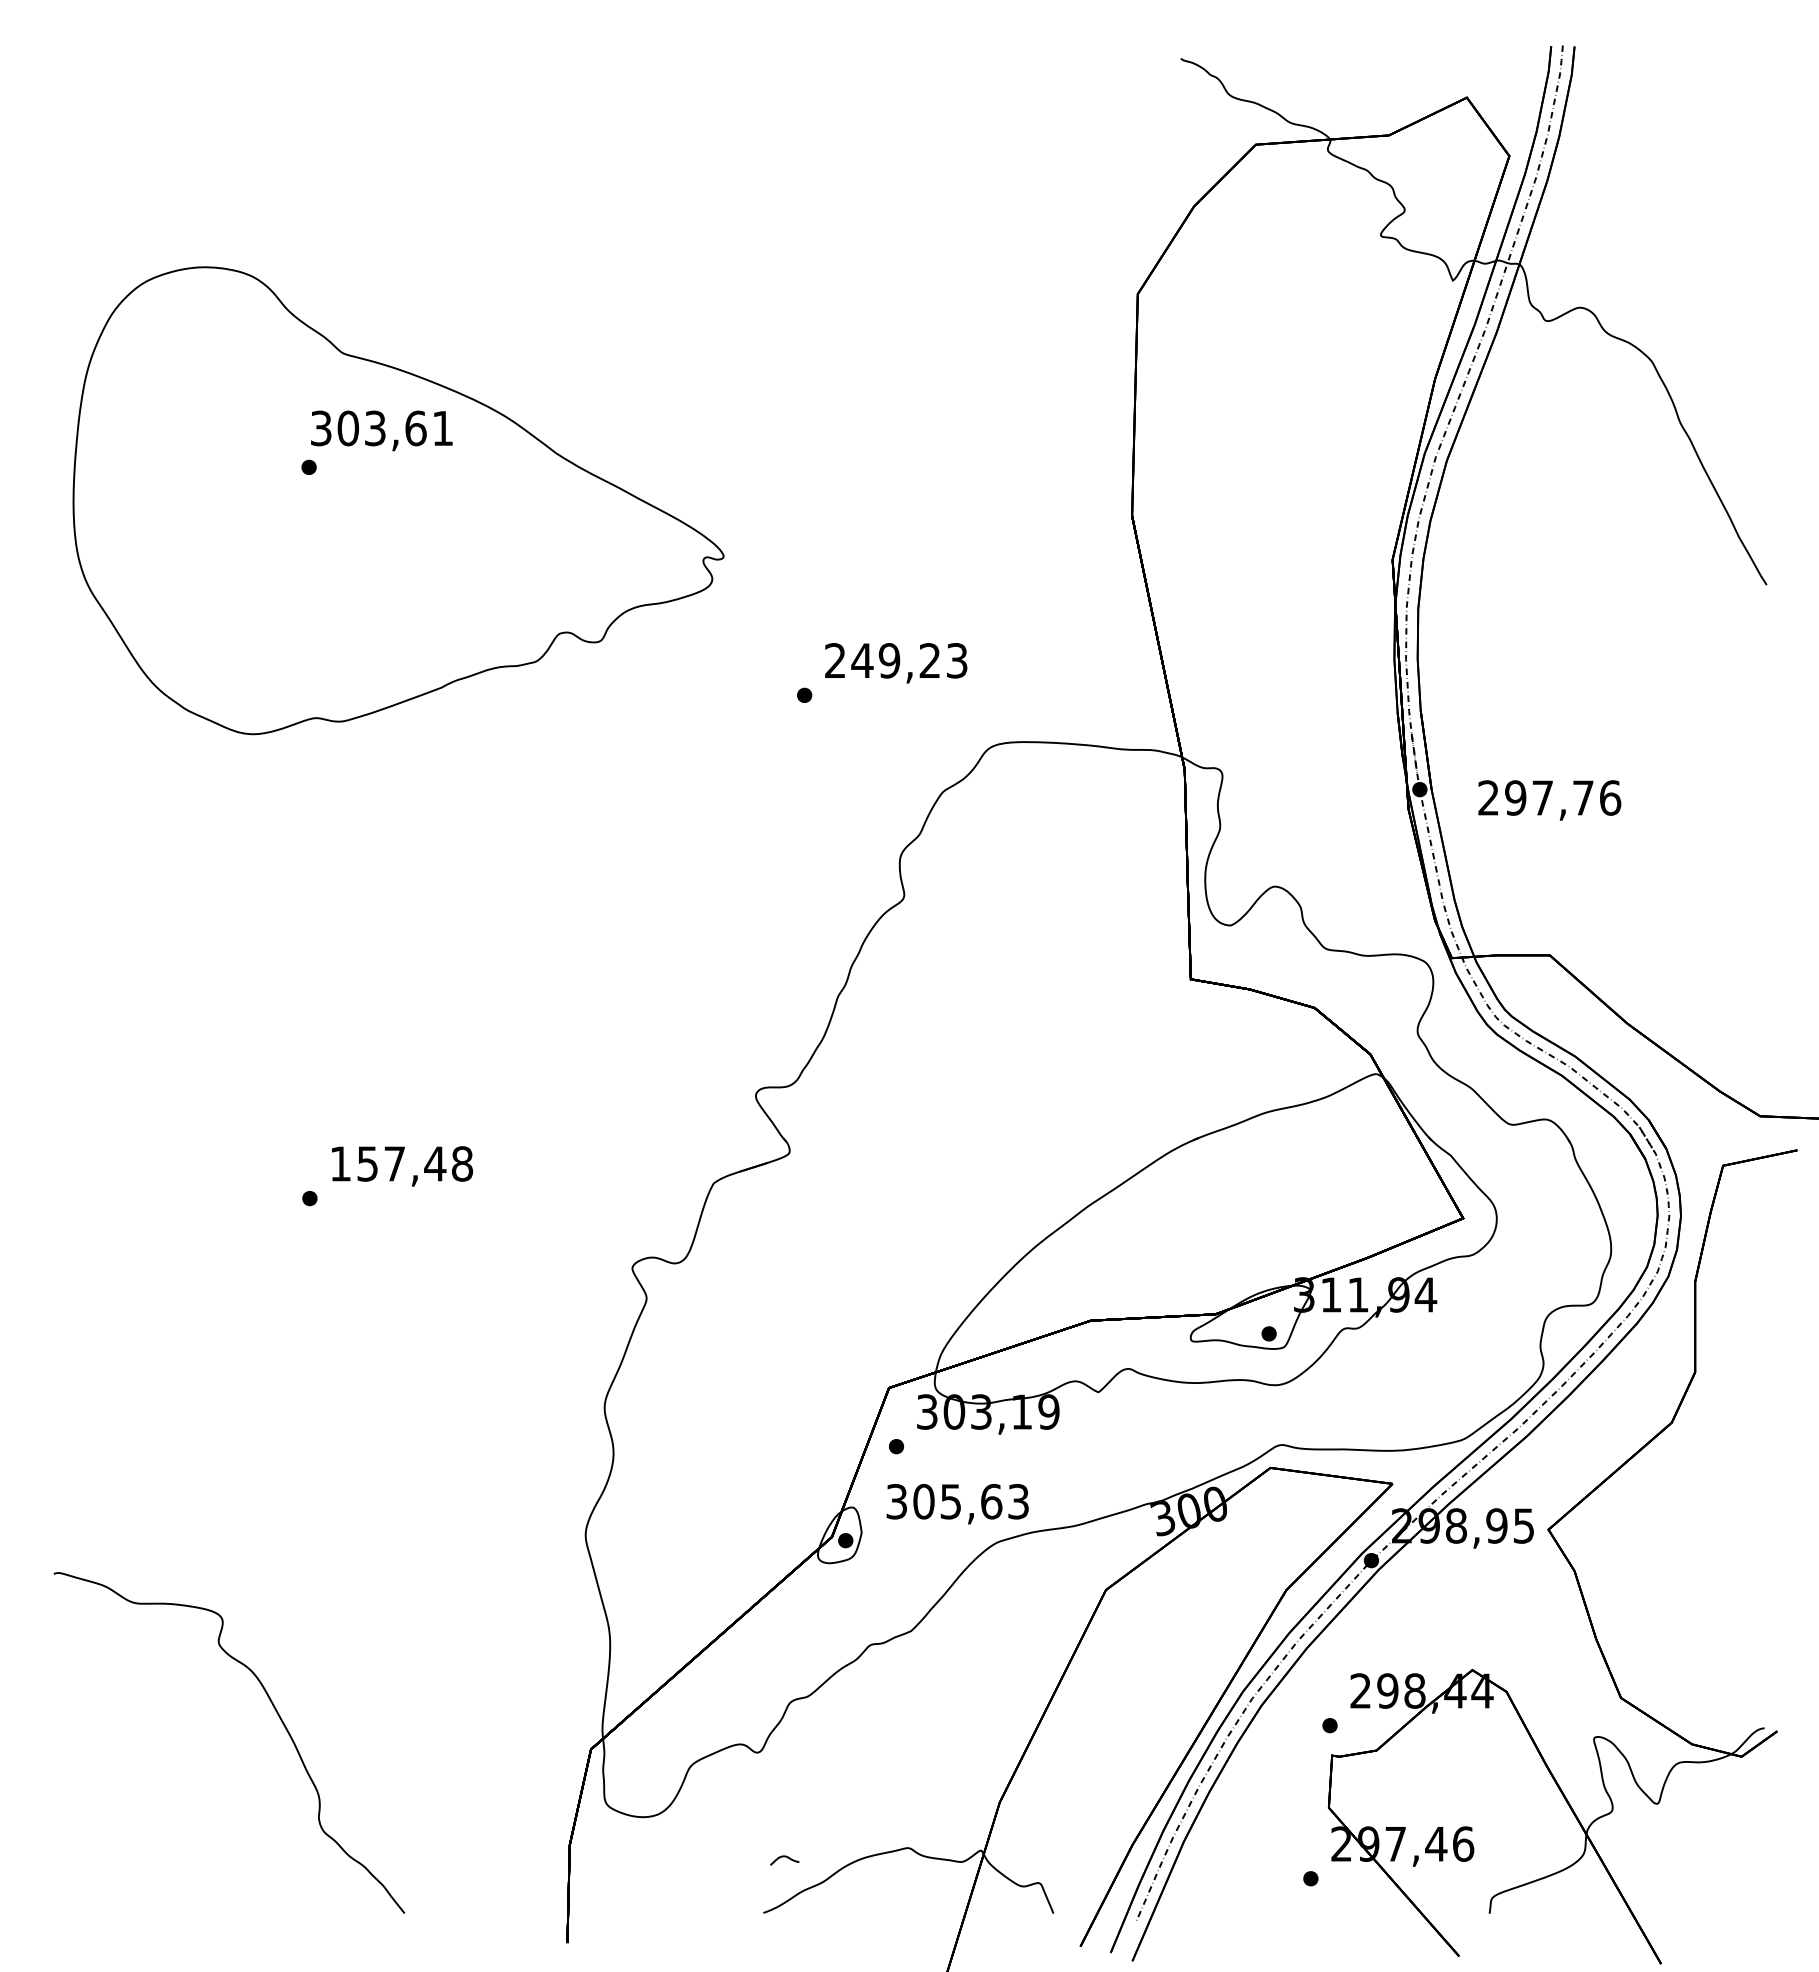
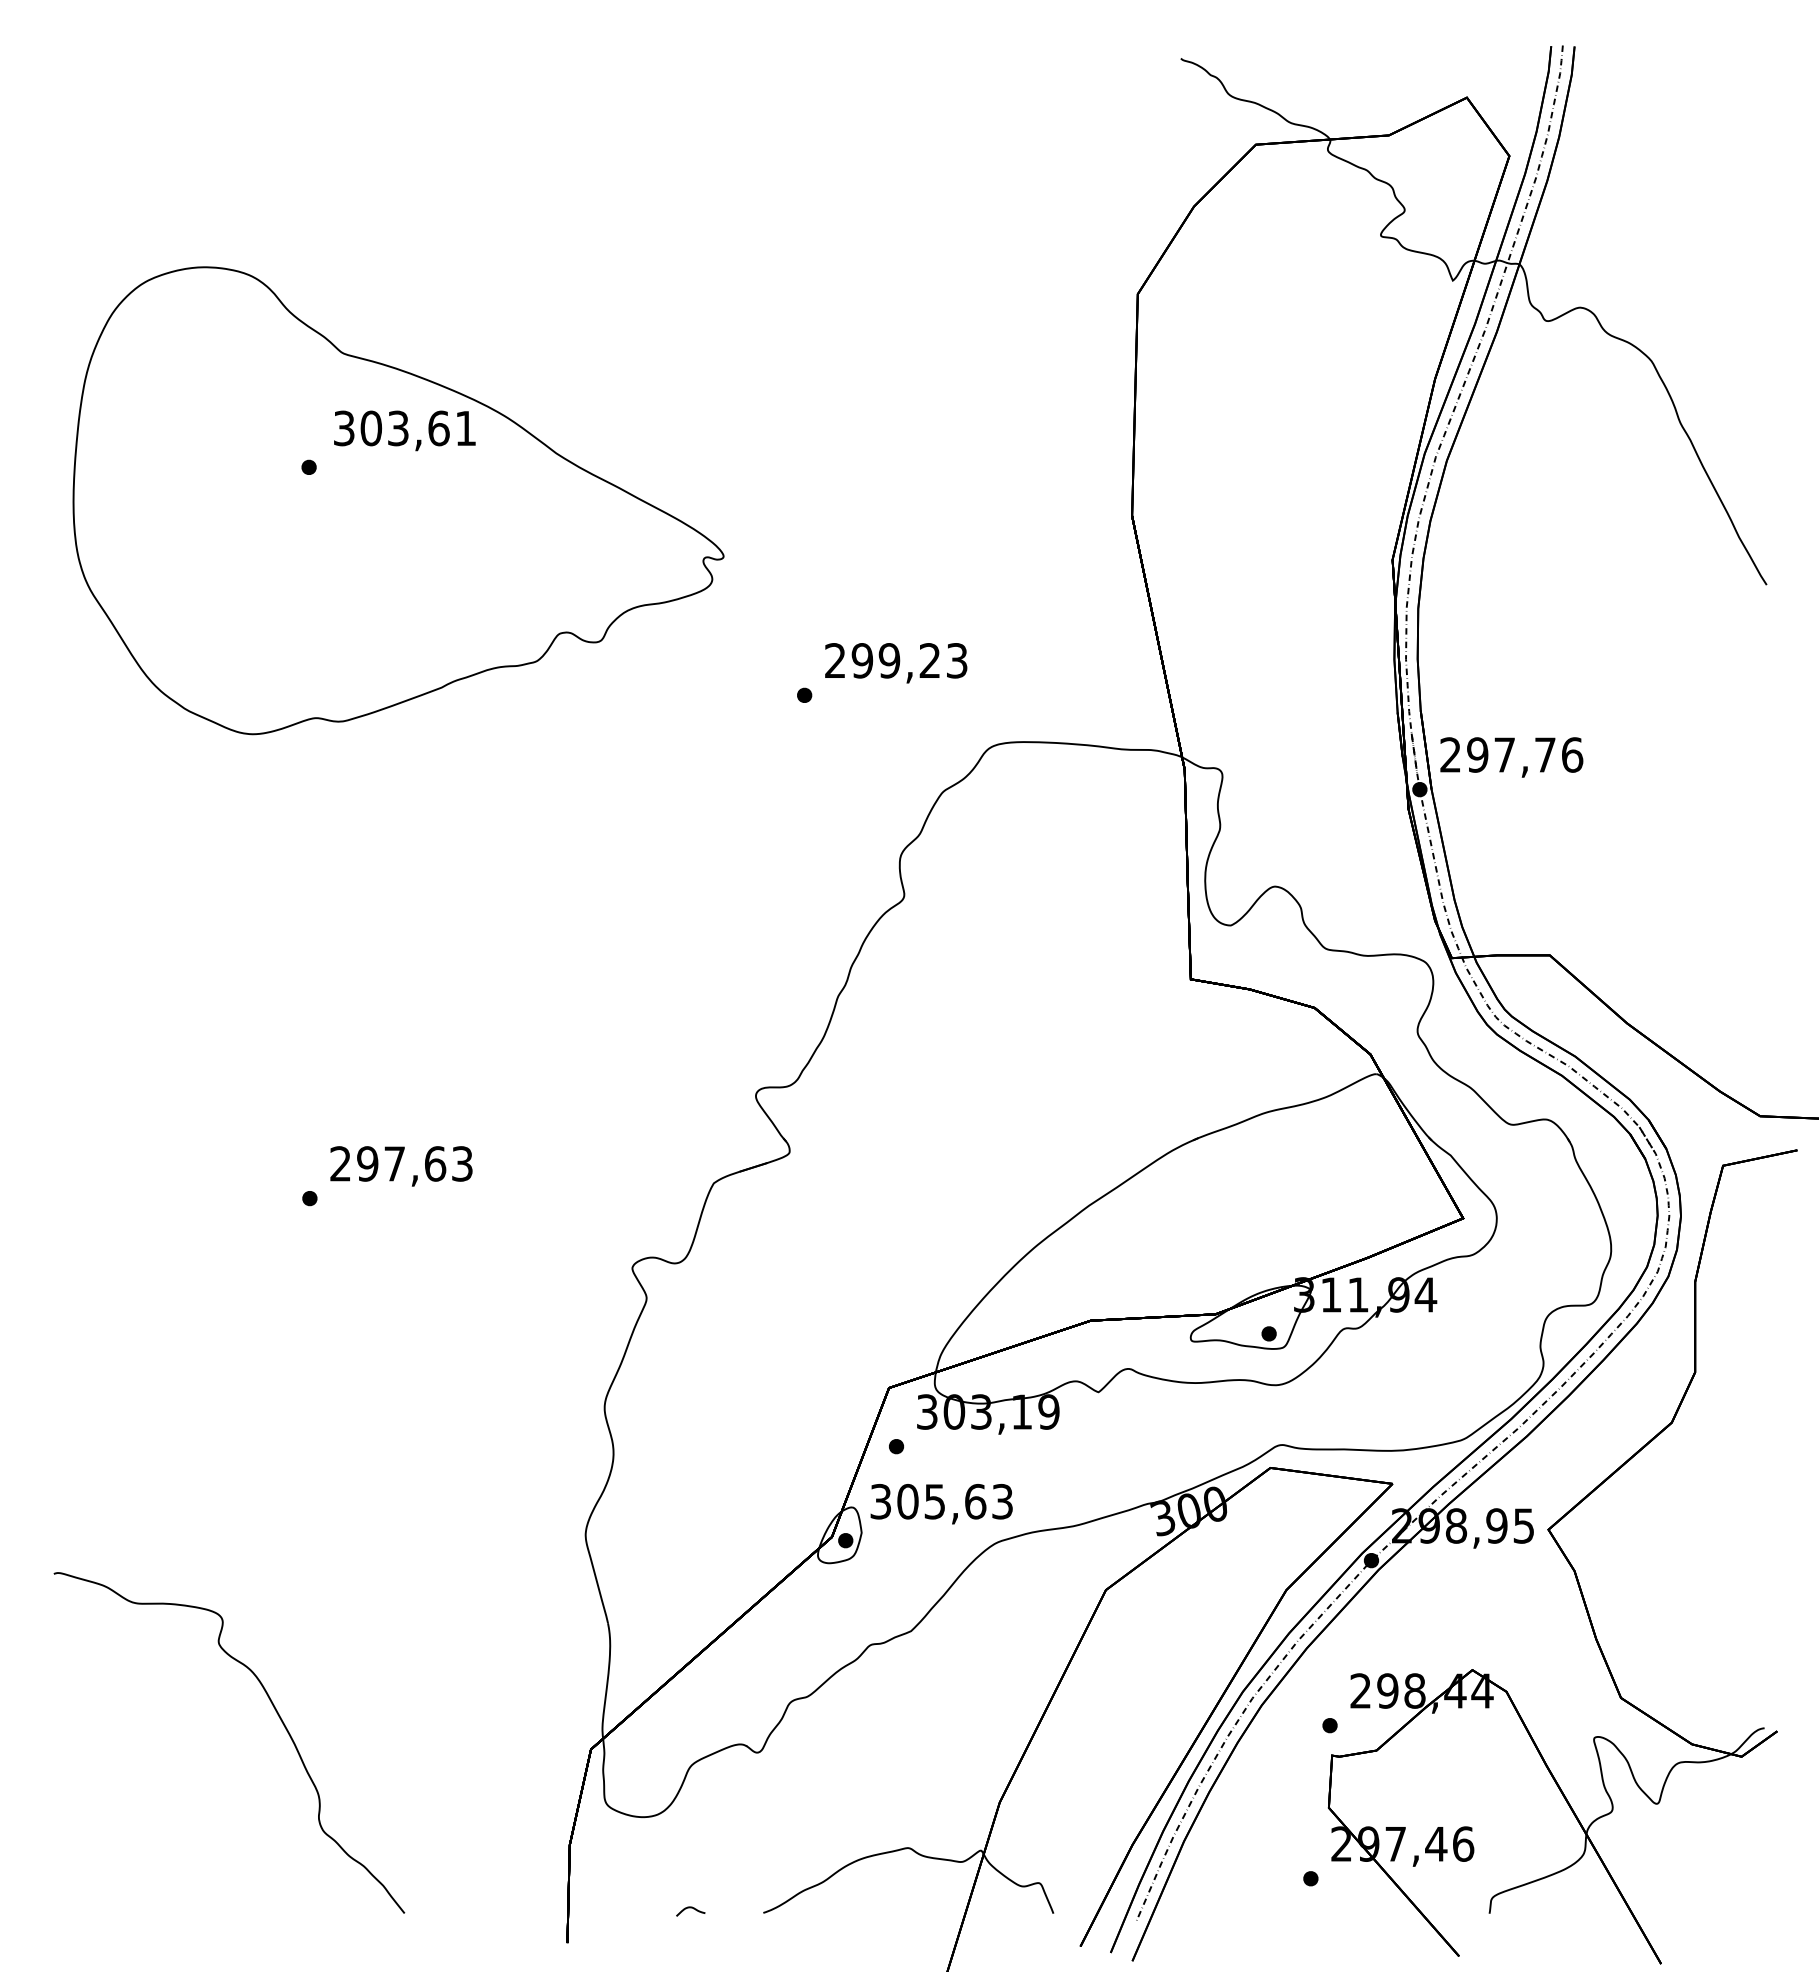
text position: (381, 430) -> (404, 430) (404, 430)
text: 249,23 -> 299,23 (862, 660)
text position: (1549, 800) -> (1511, 757) (1511, 757)
text: 157,48 -> 297,63 (401, 1163)
text position: (957, 1504) -> (941, 1504) (941, 1504)
curve position: (784, 1857) -> (690, 1908) (690, 1908)
